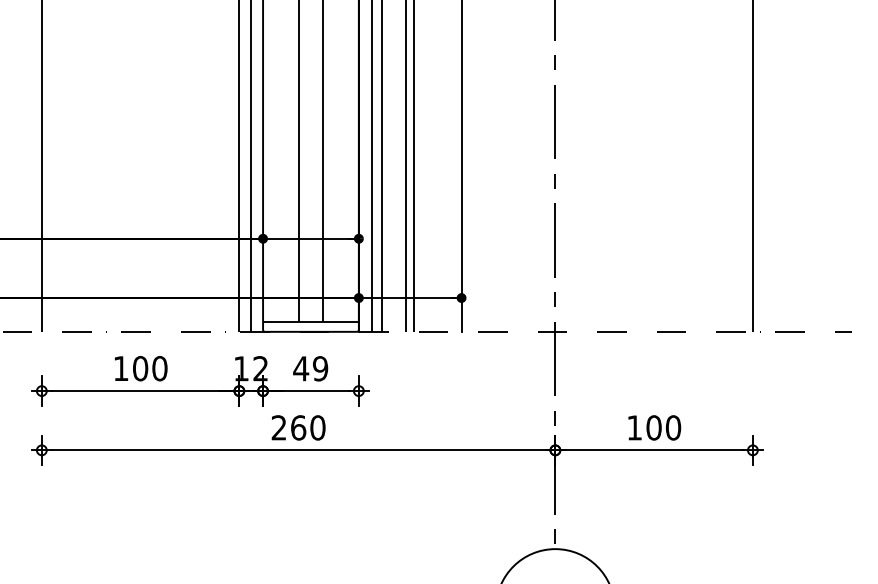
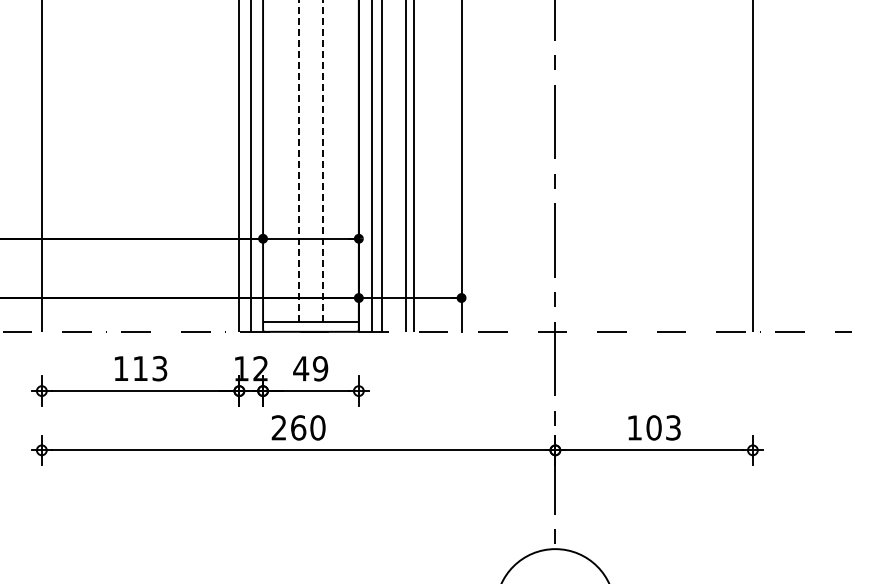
line: solid -> dashed (299, 160)
line: solid -> dashed (322, 160)
text: 100 -> 113 (150, 368)
text: 100 -> 103 (673, 427)
